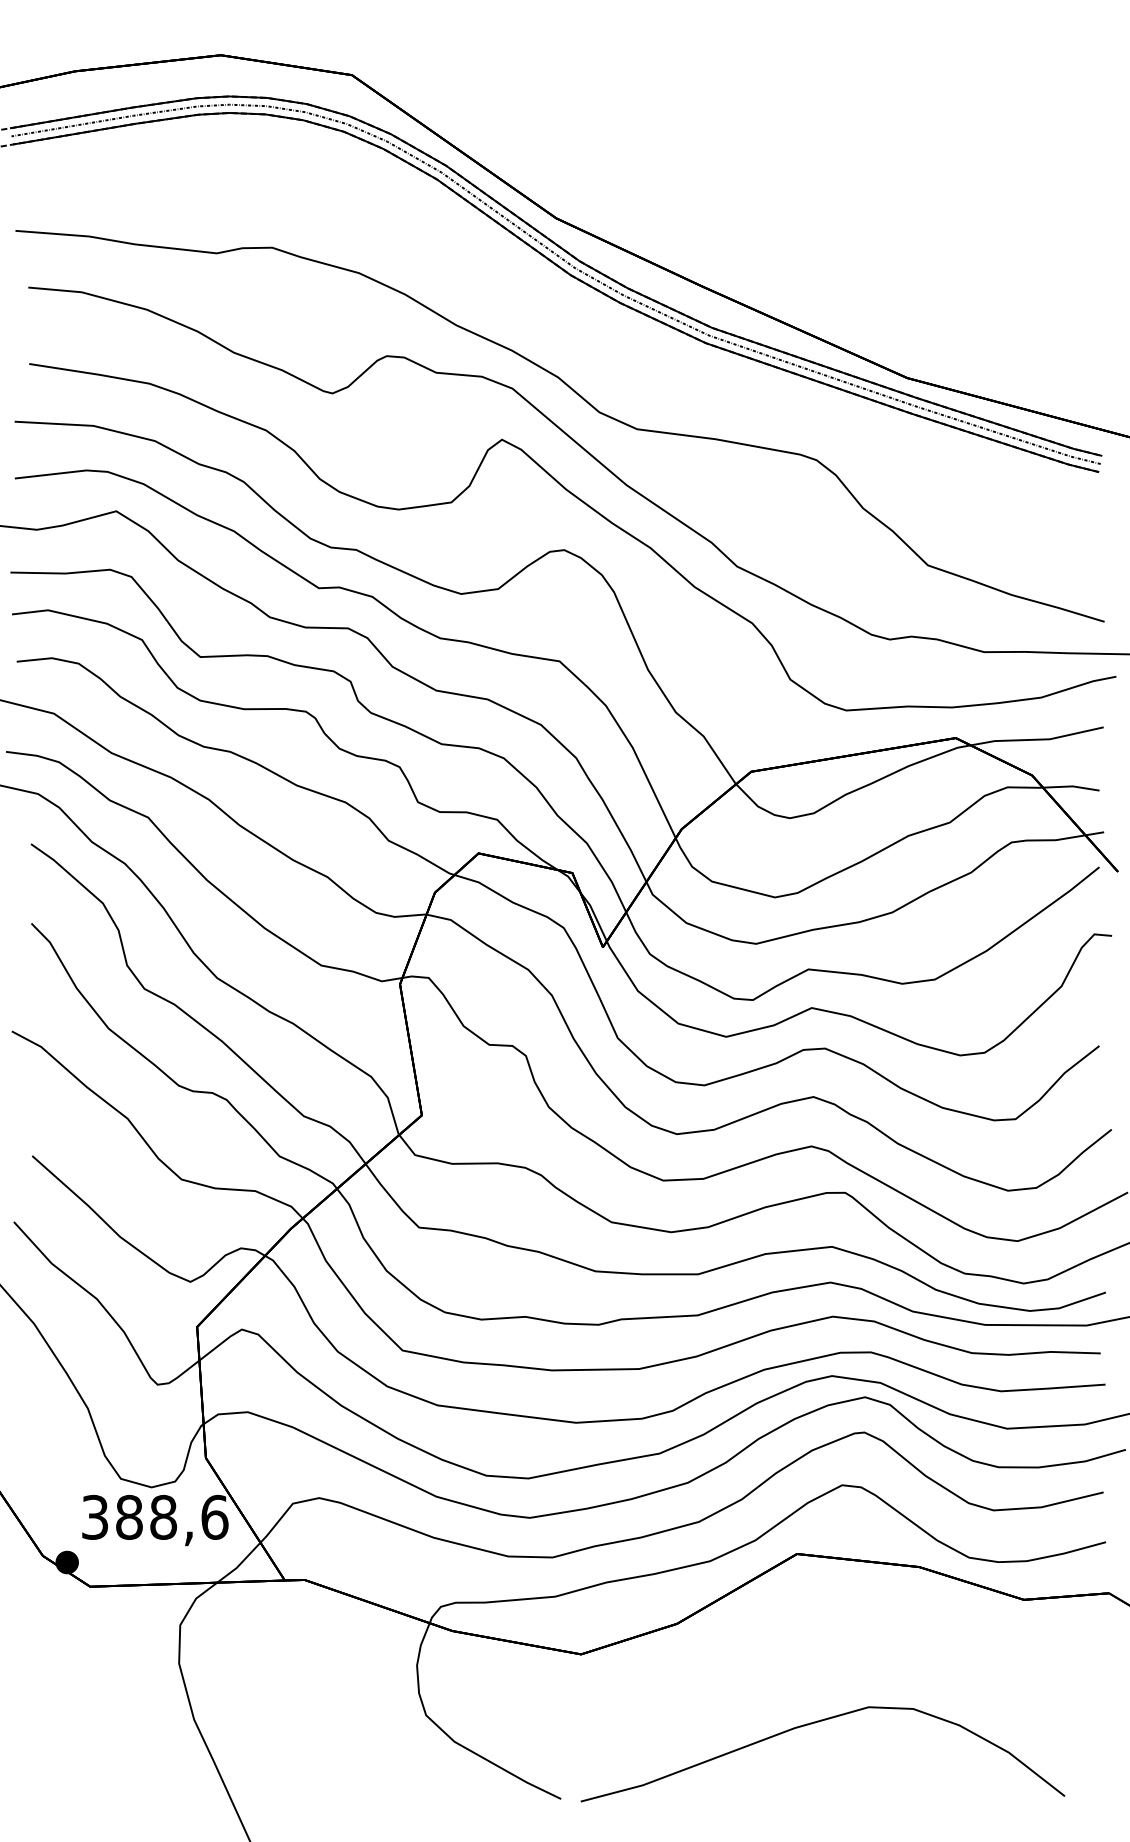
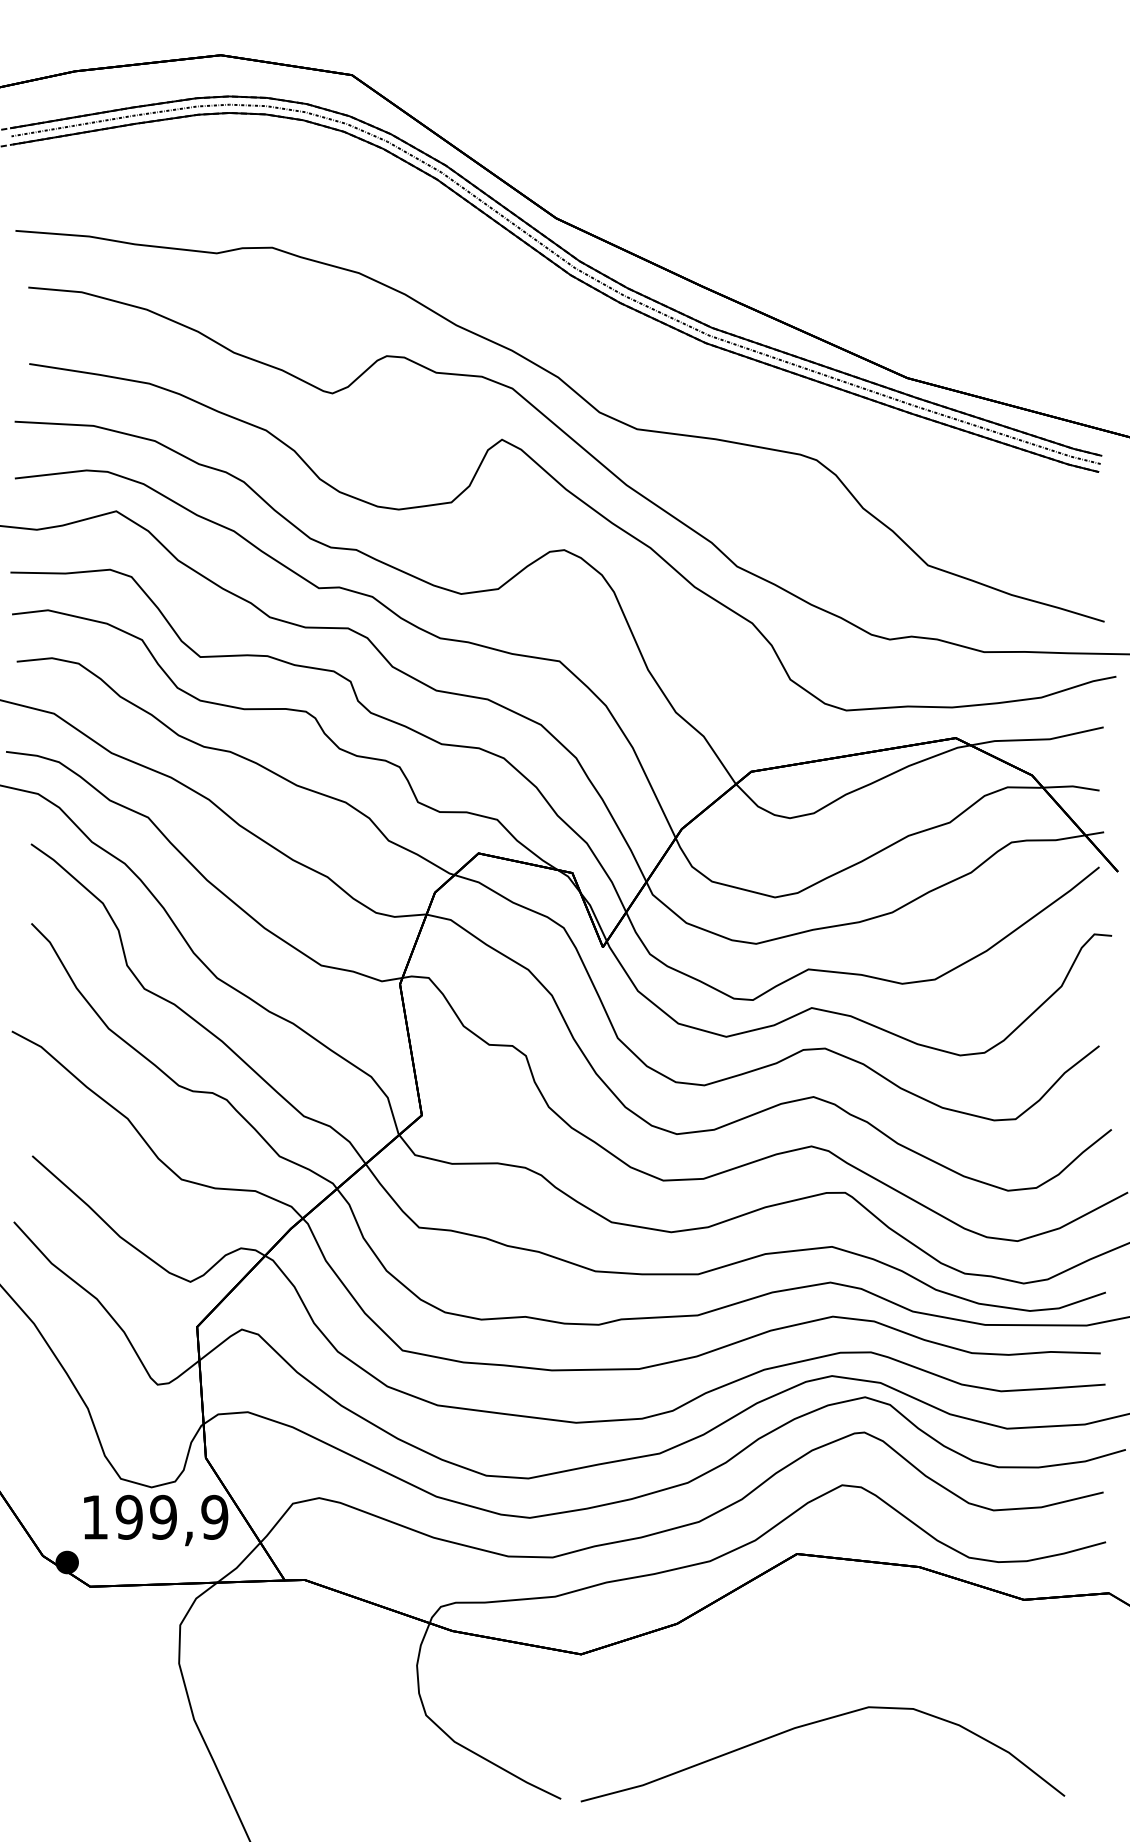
text: 388,6 -> 199,9 (155, 1516)
